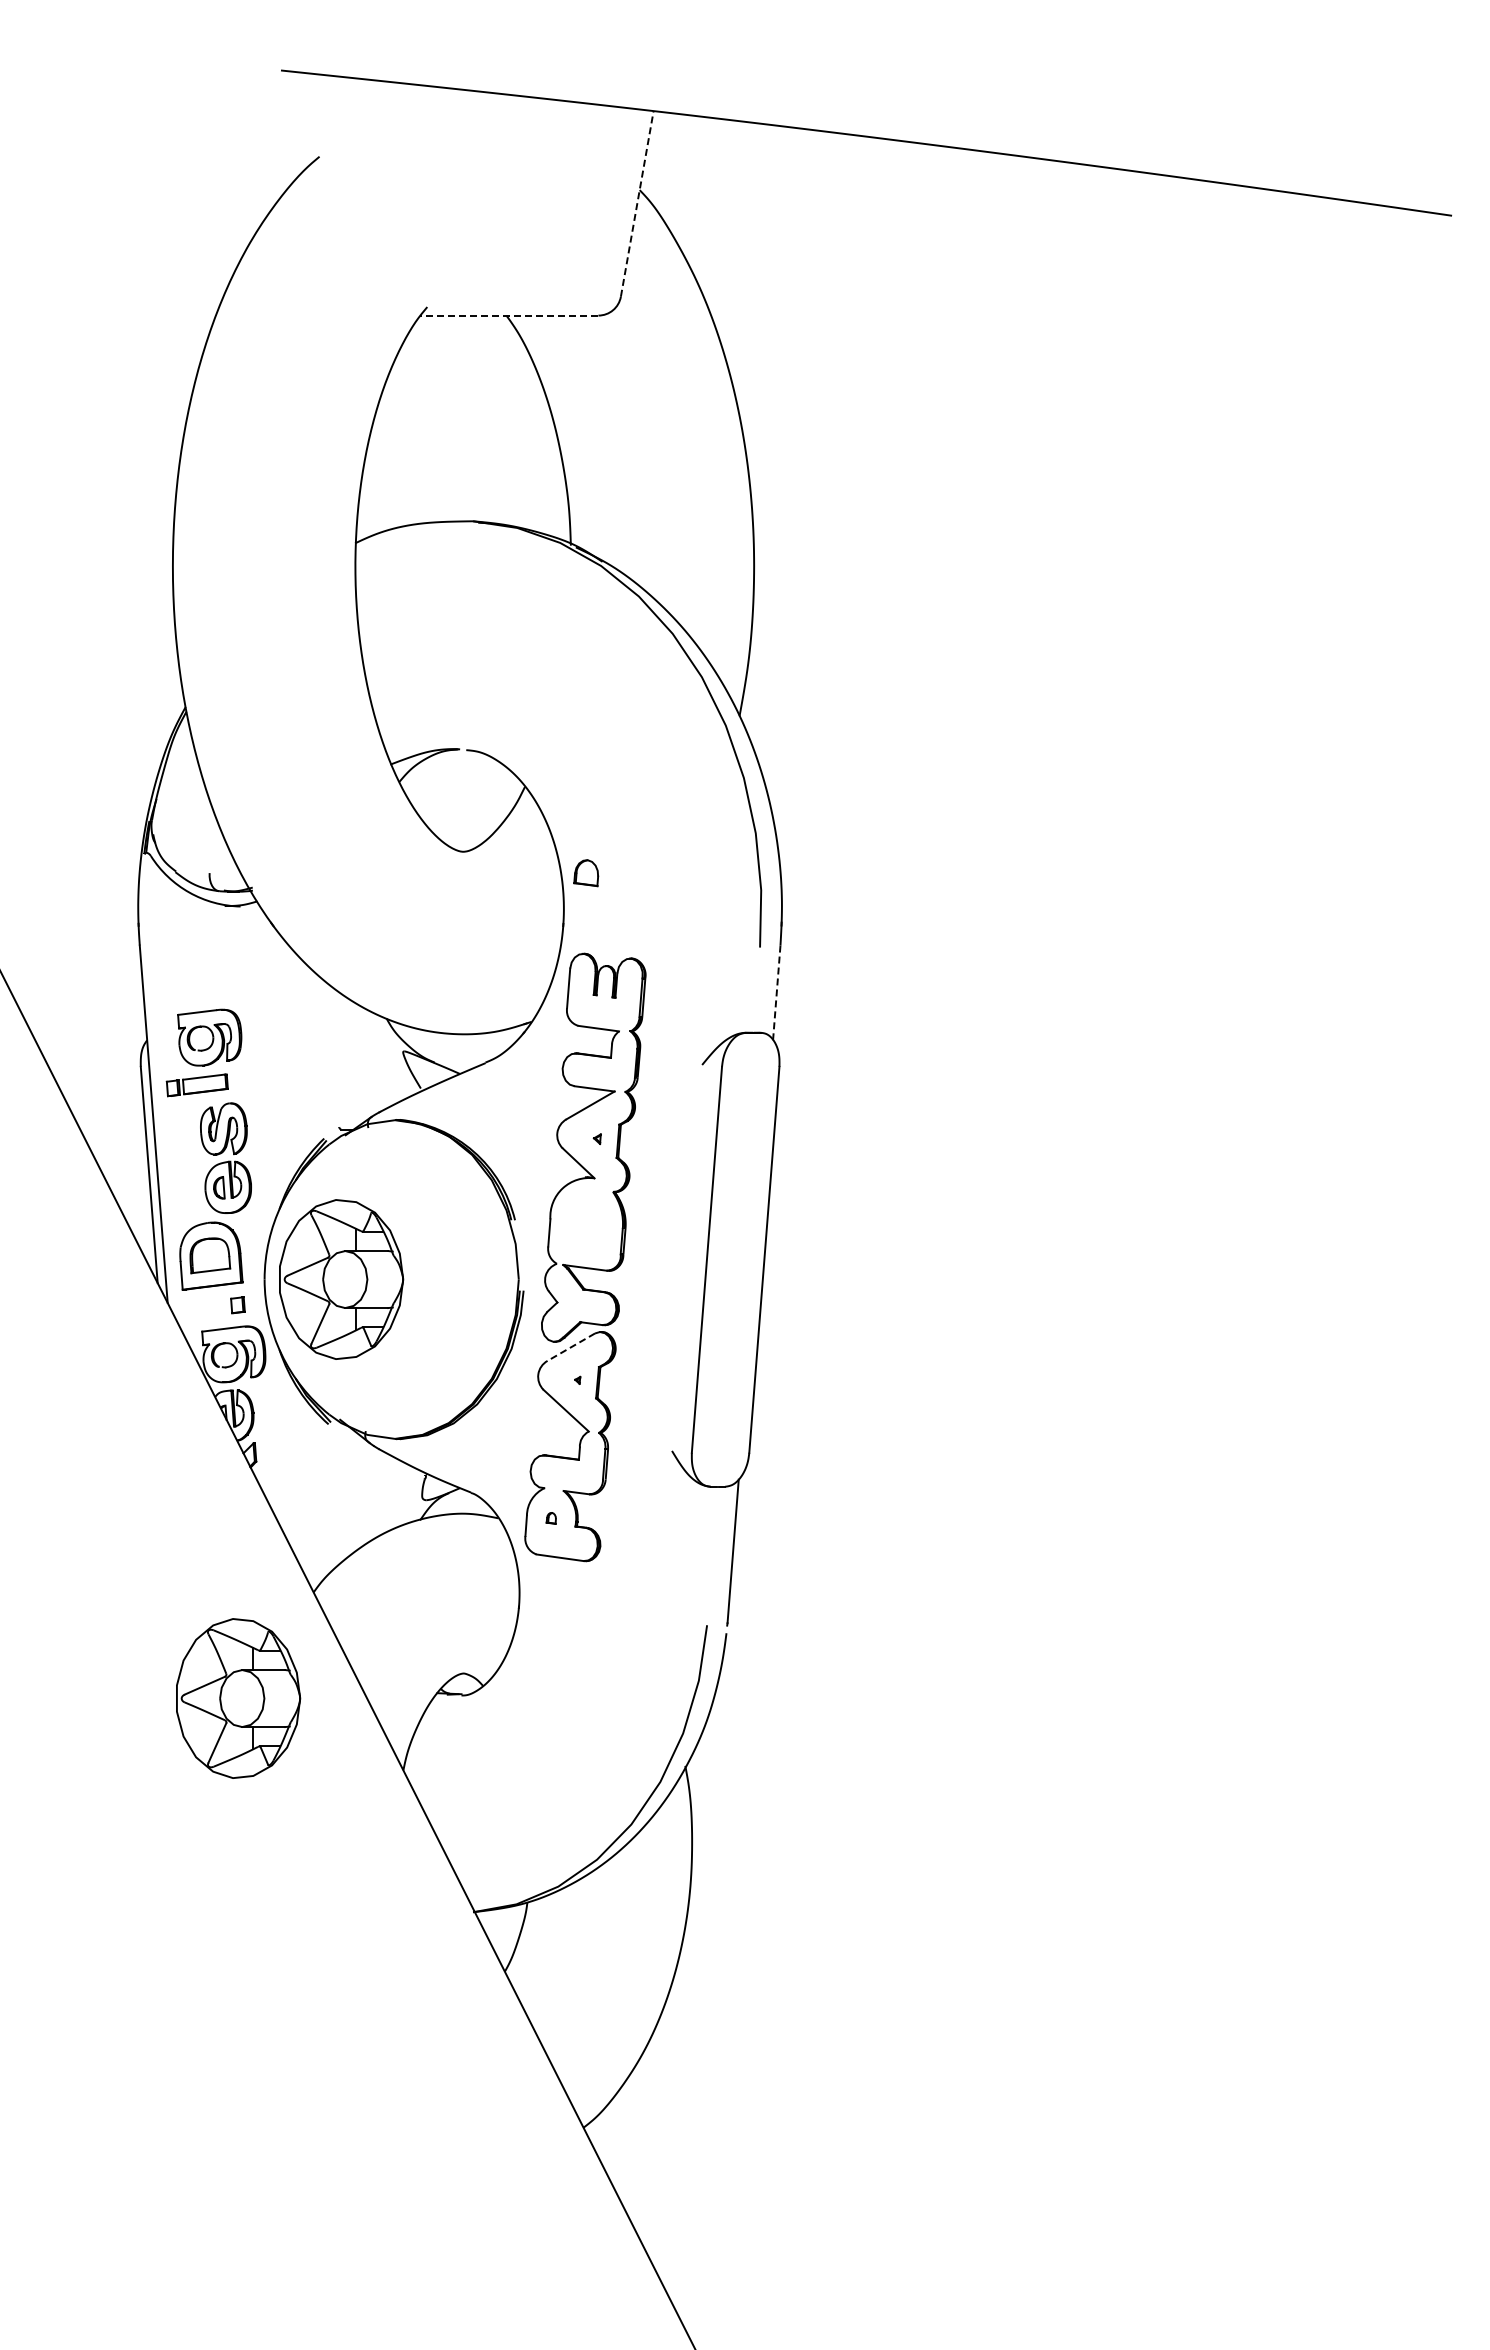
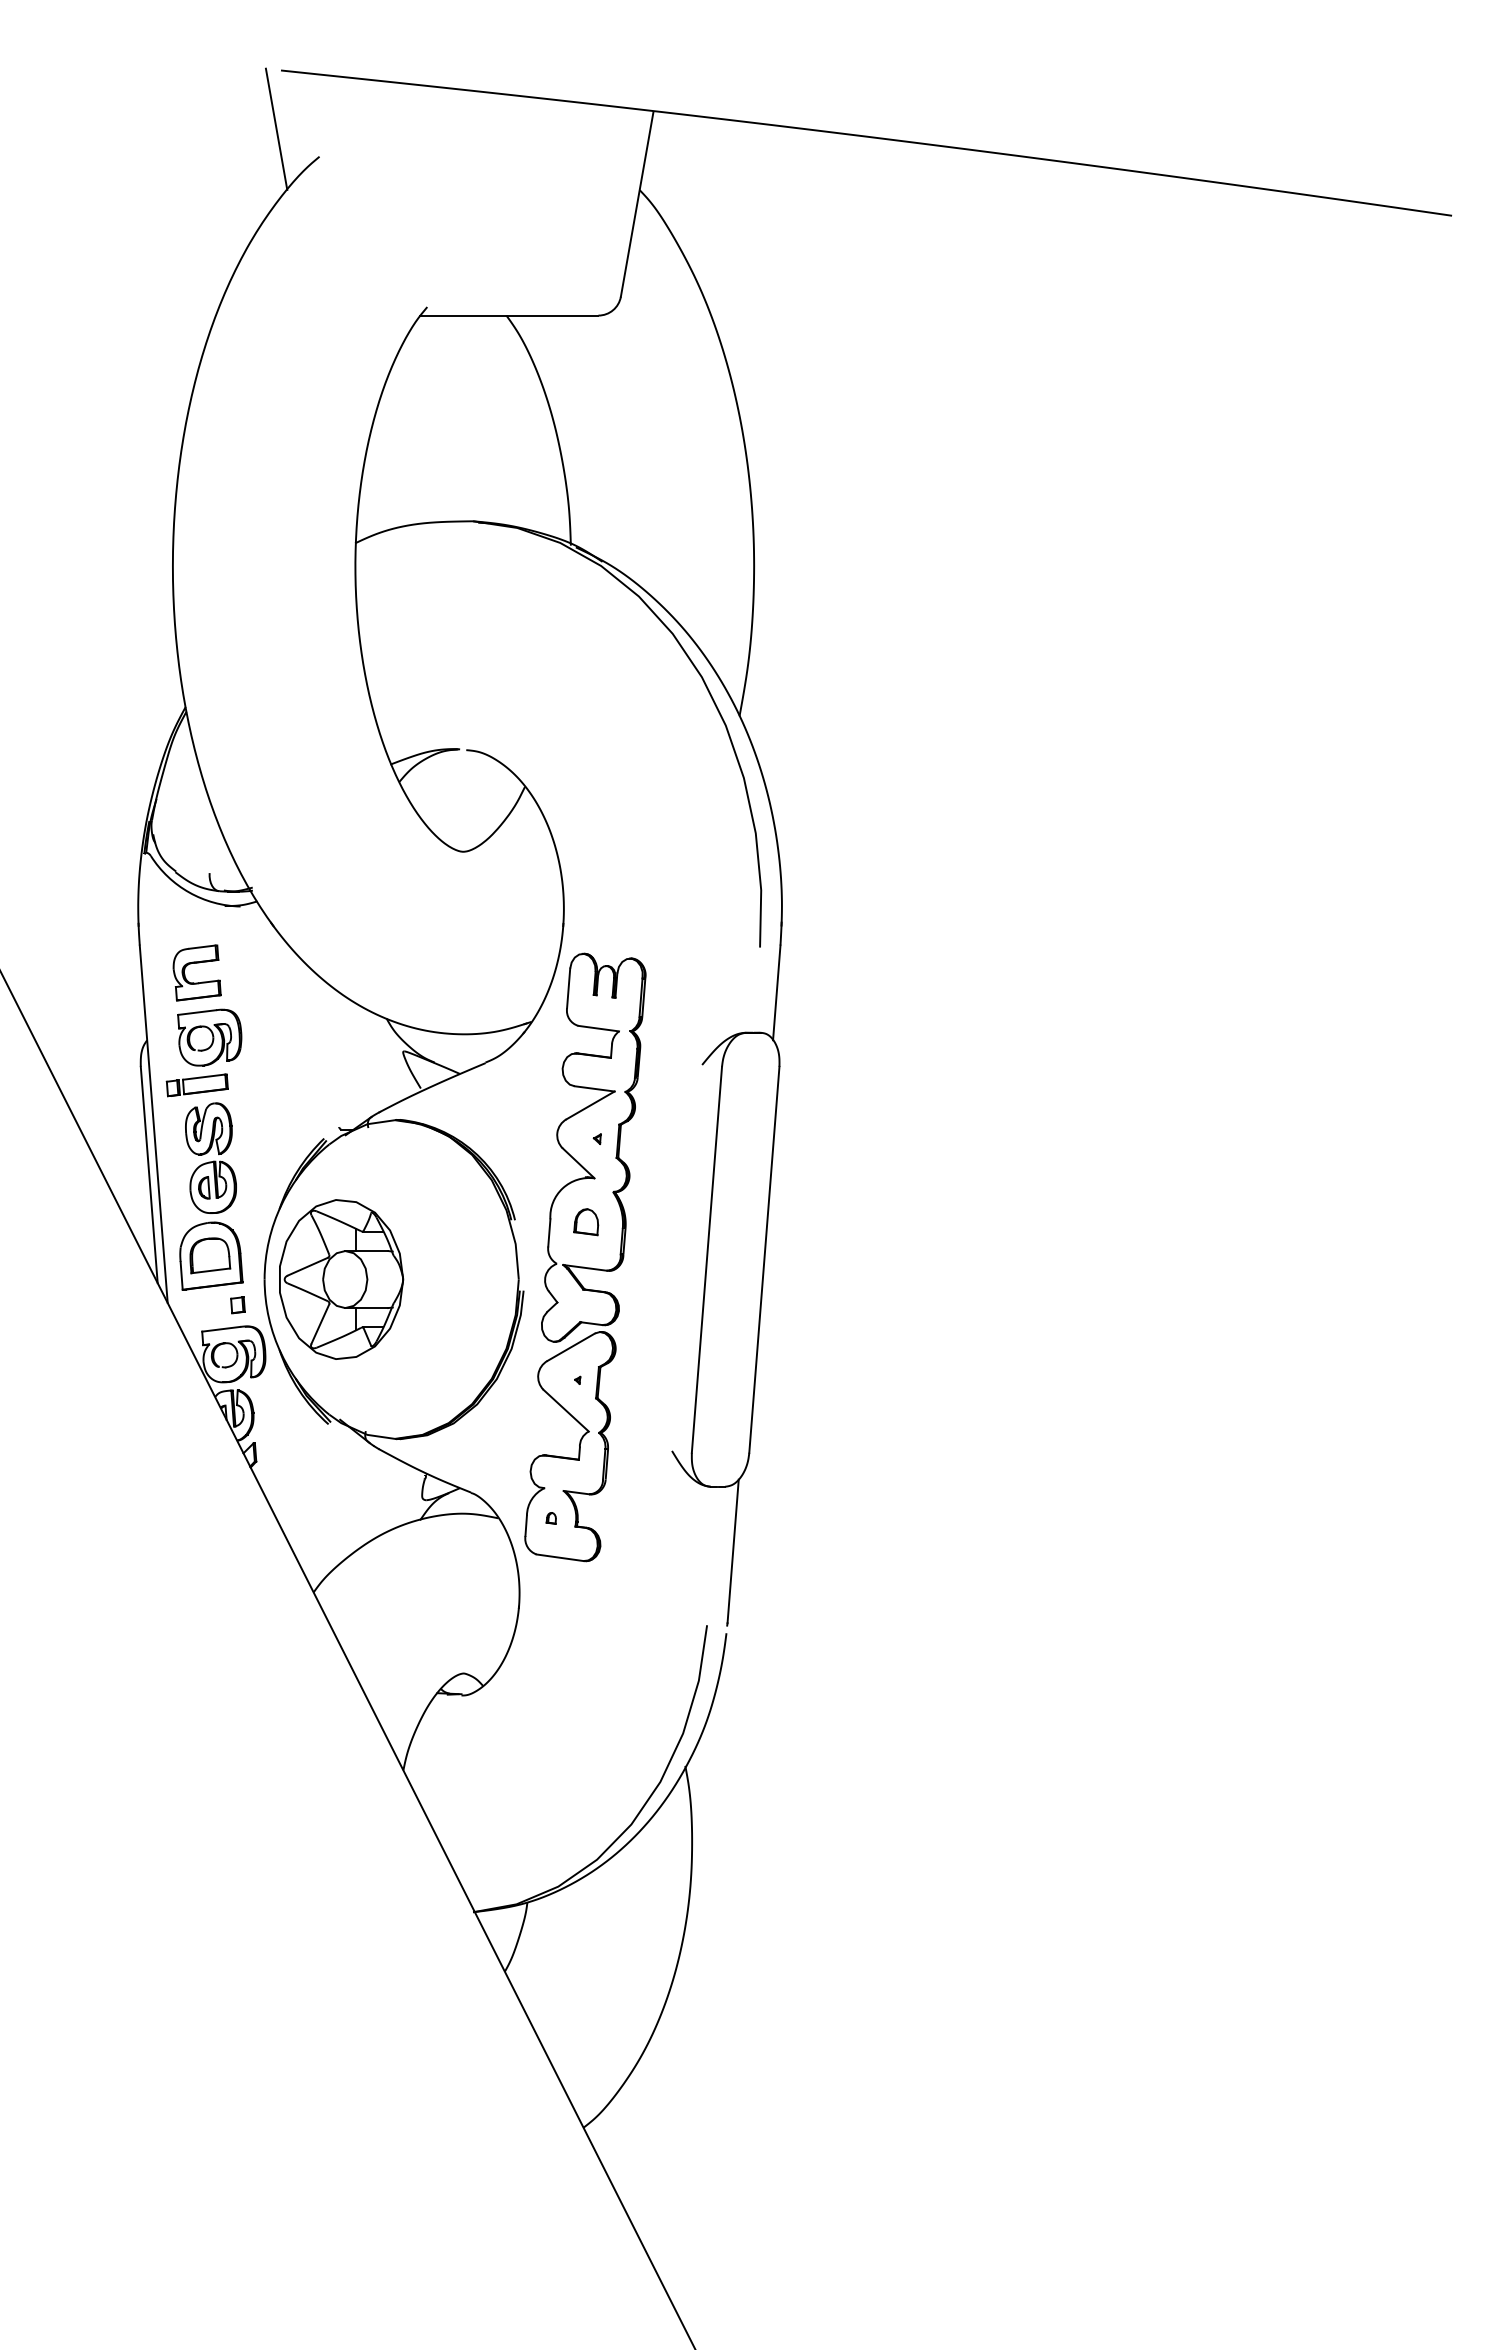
line: none -> present (276, 128)
line: dashed -> solid (637, 204)
line: dashed -> solid (508, 315)
part position: (586, 873) -> (586, 1222) (586, 1222)
part: none -> present (196, 963)
line: dashed -> solid (776, 992)
part position: (225, 1157) -> (210, 1157) (210, 1157)
line: dashed -> solid (570, 1347)
part: present -> none (238, 1698)
